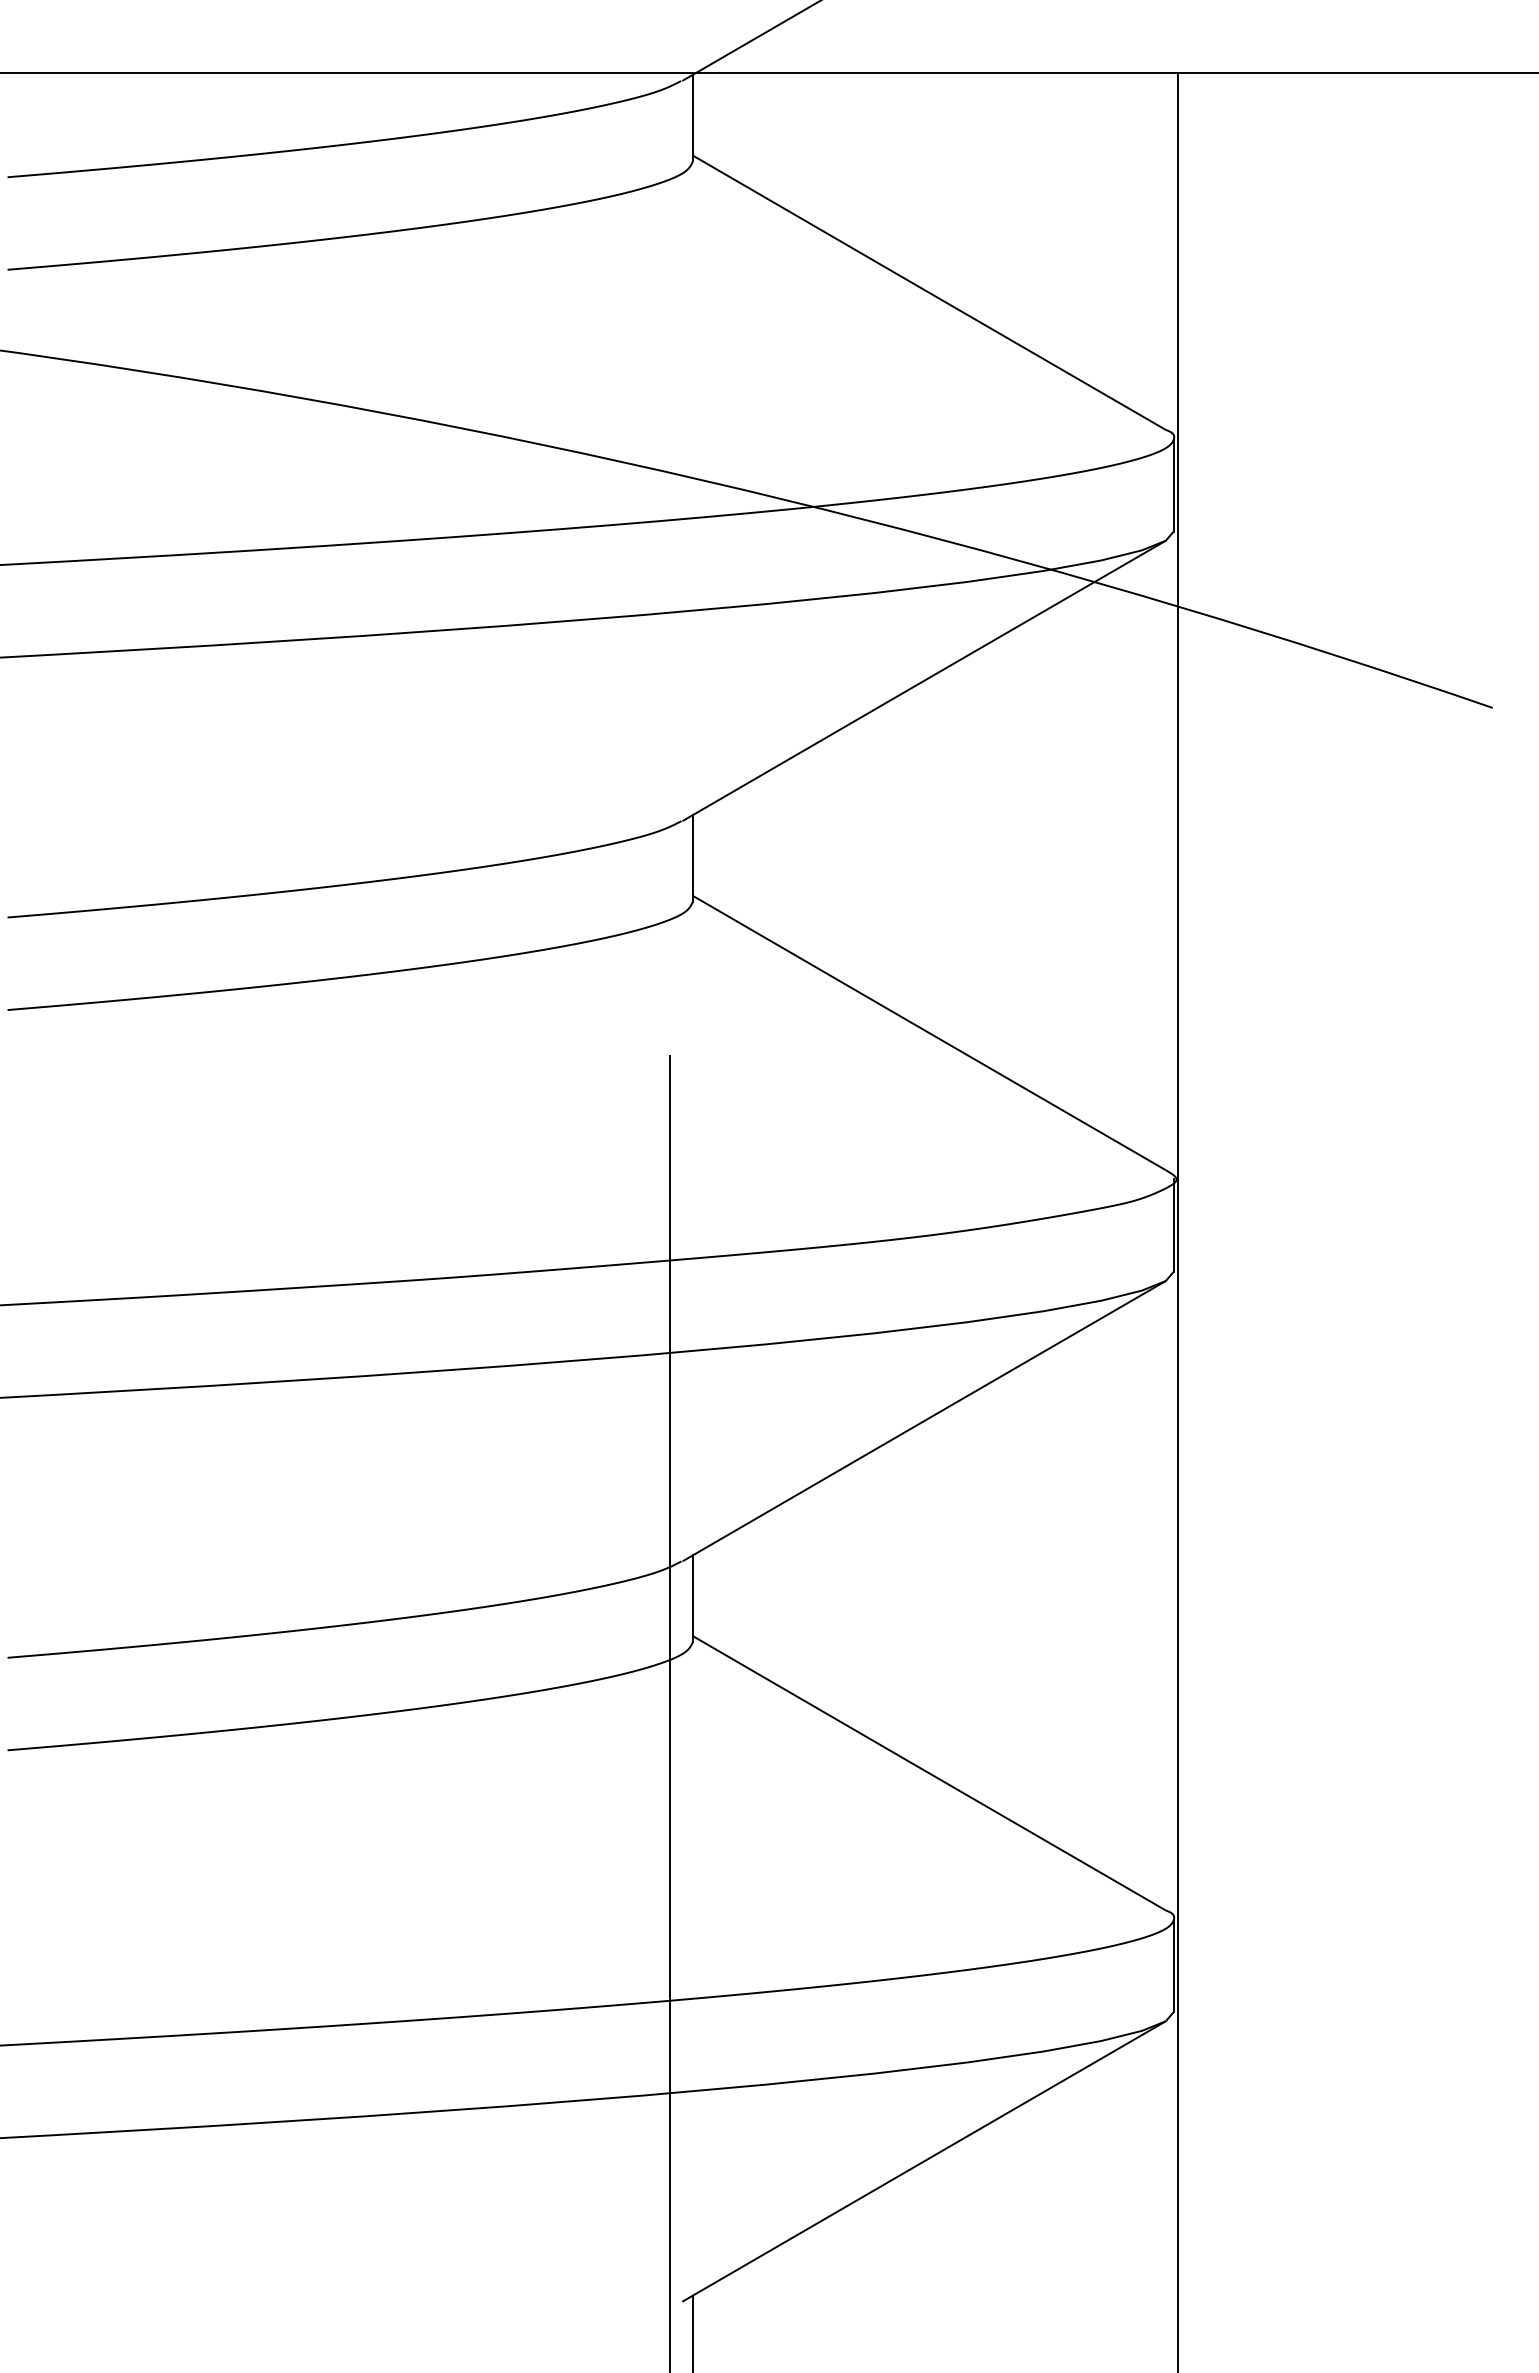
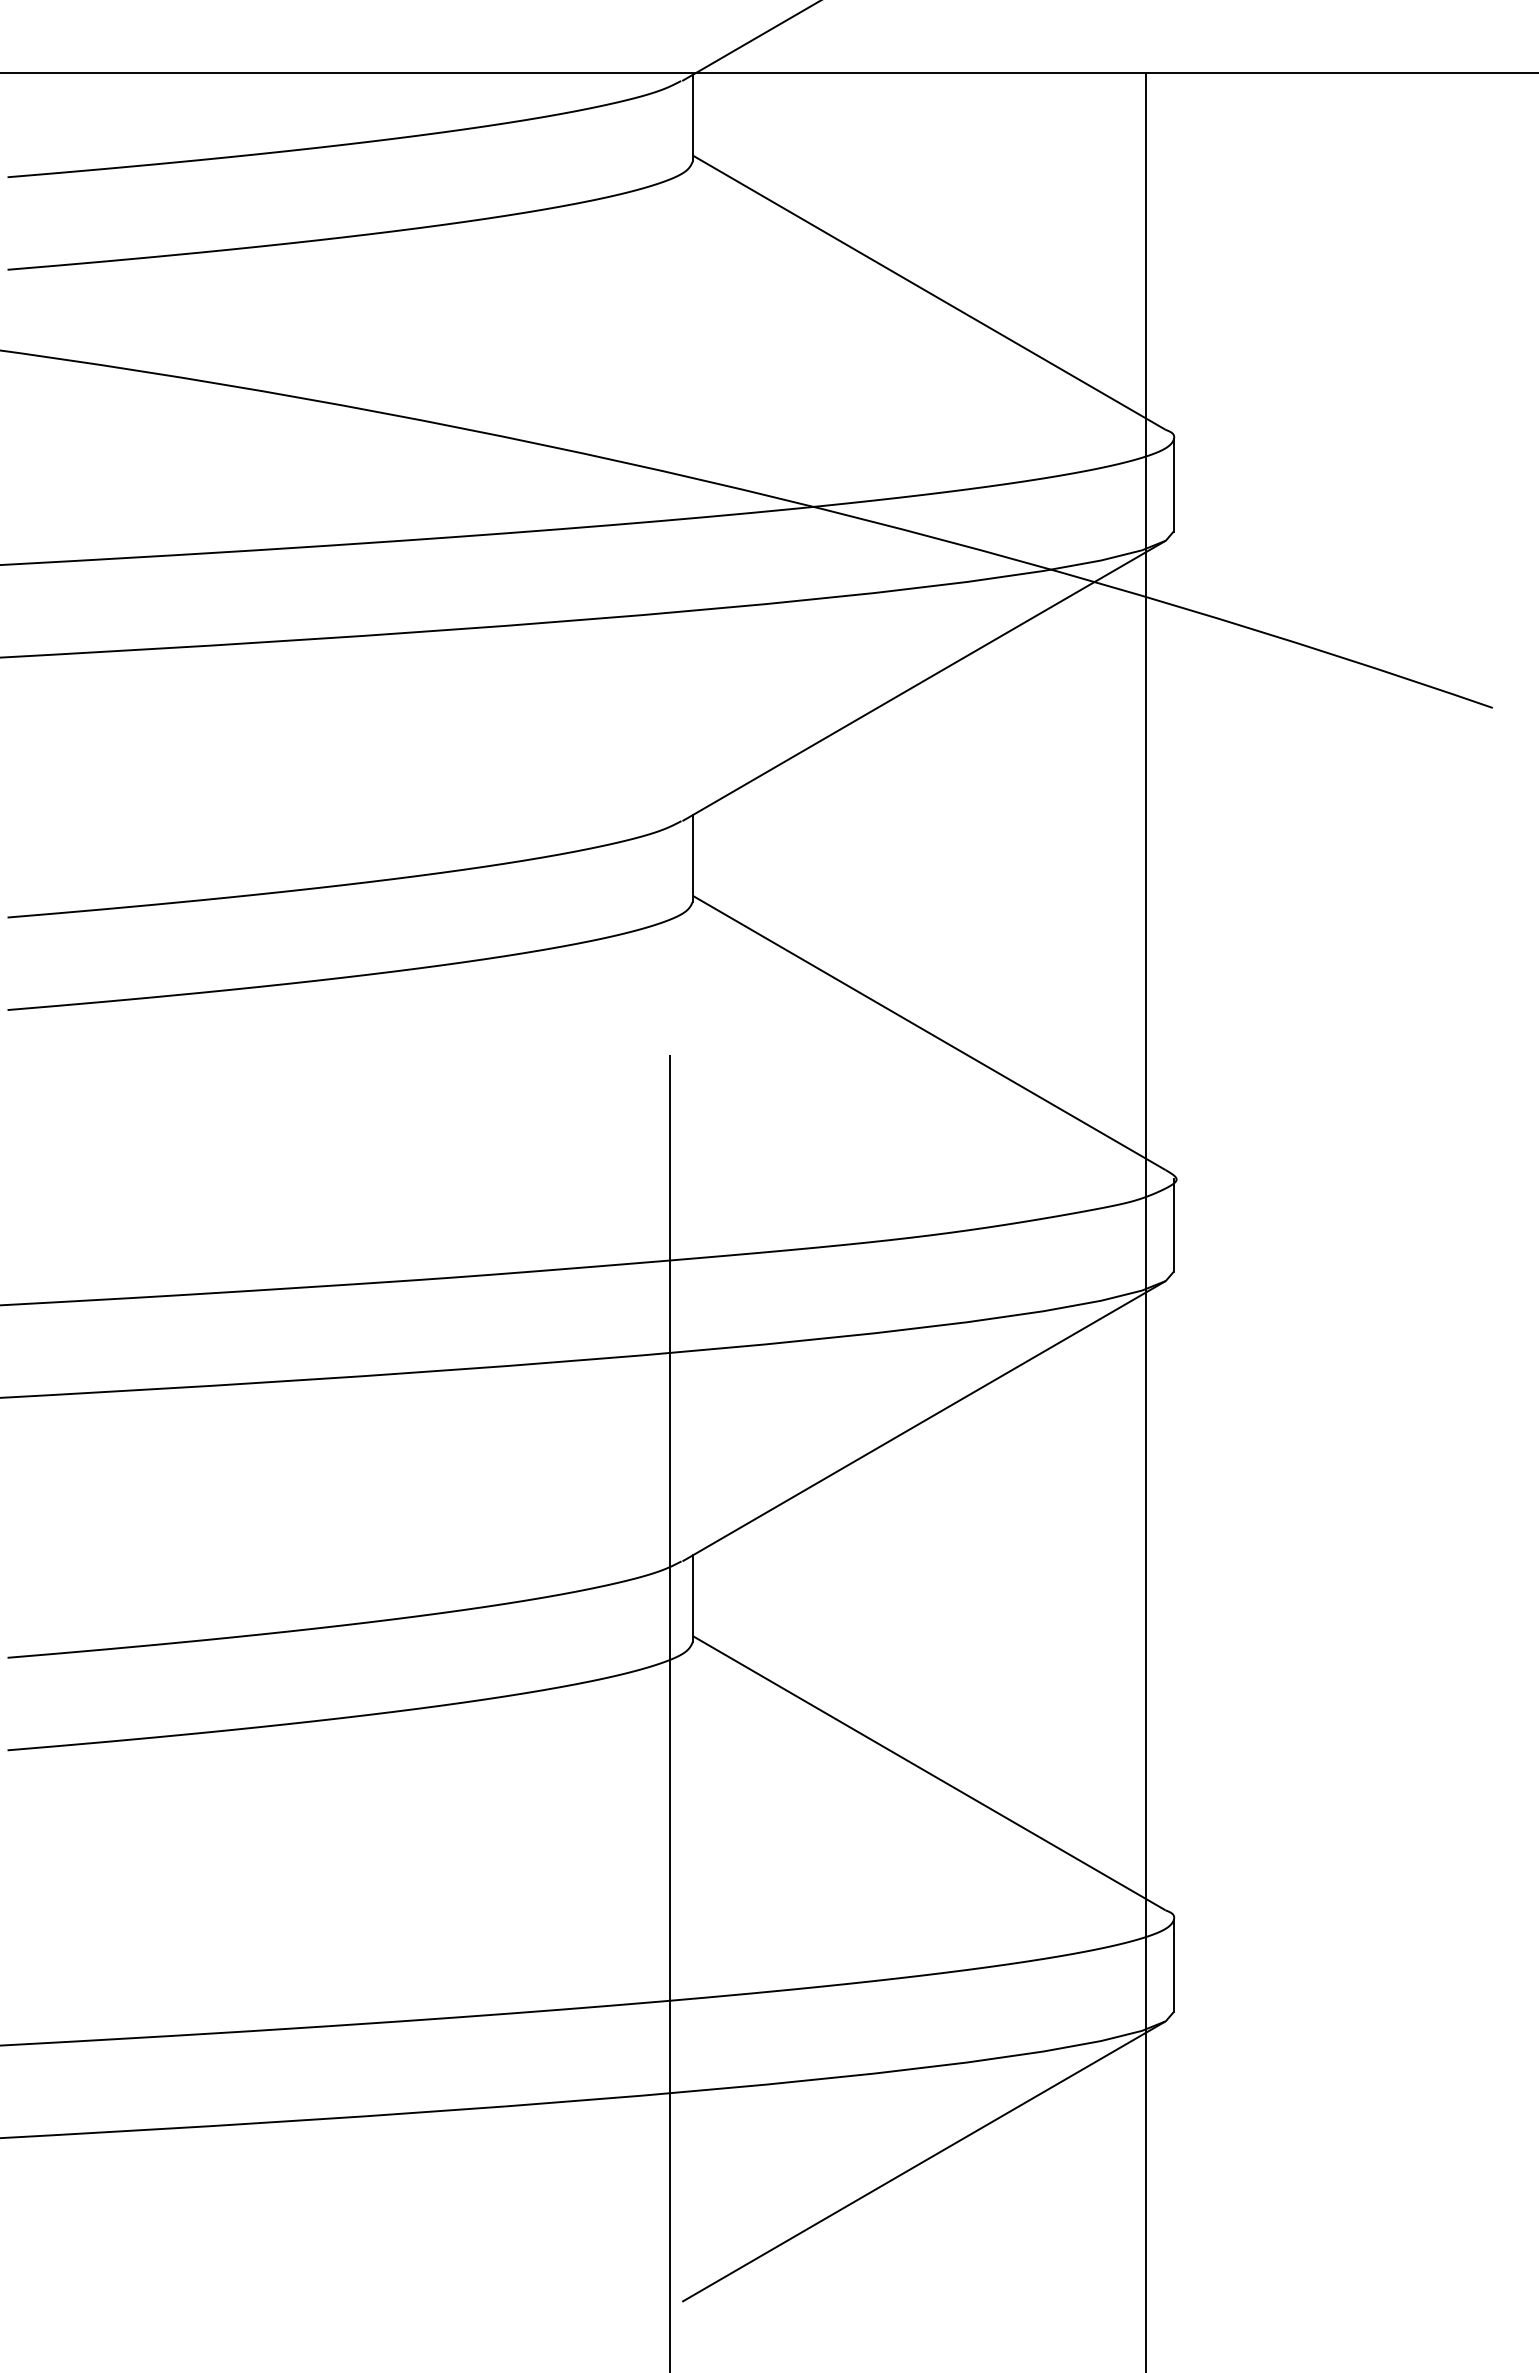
line position: (1178, 1221) -> (1146, 1221) (1146, 1221)
line: present -> none (692, 2332)
